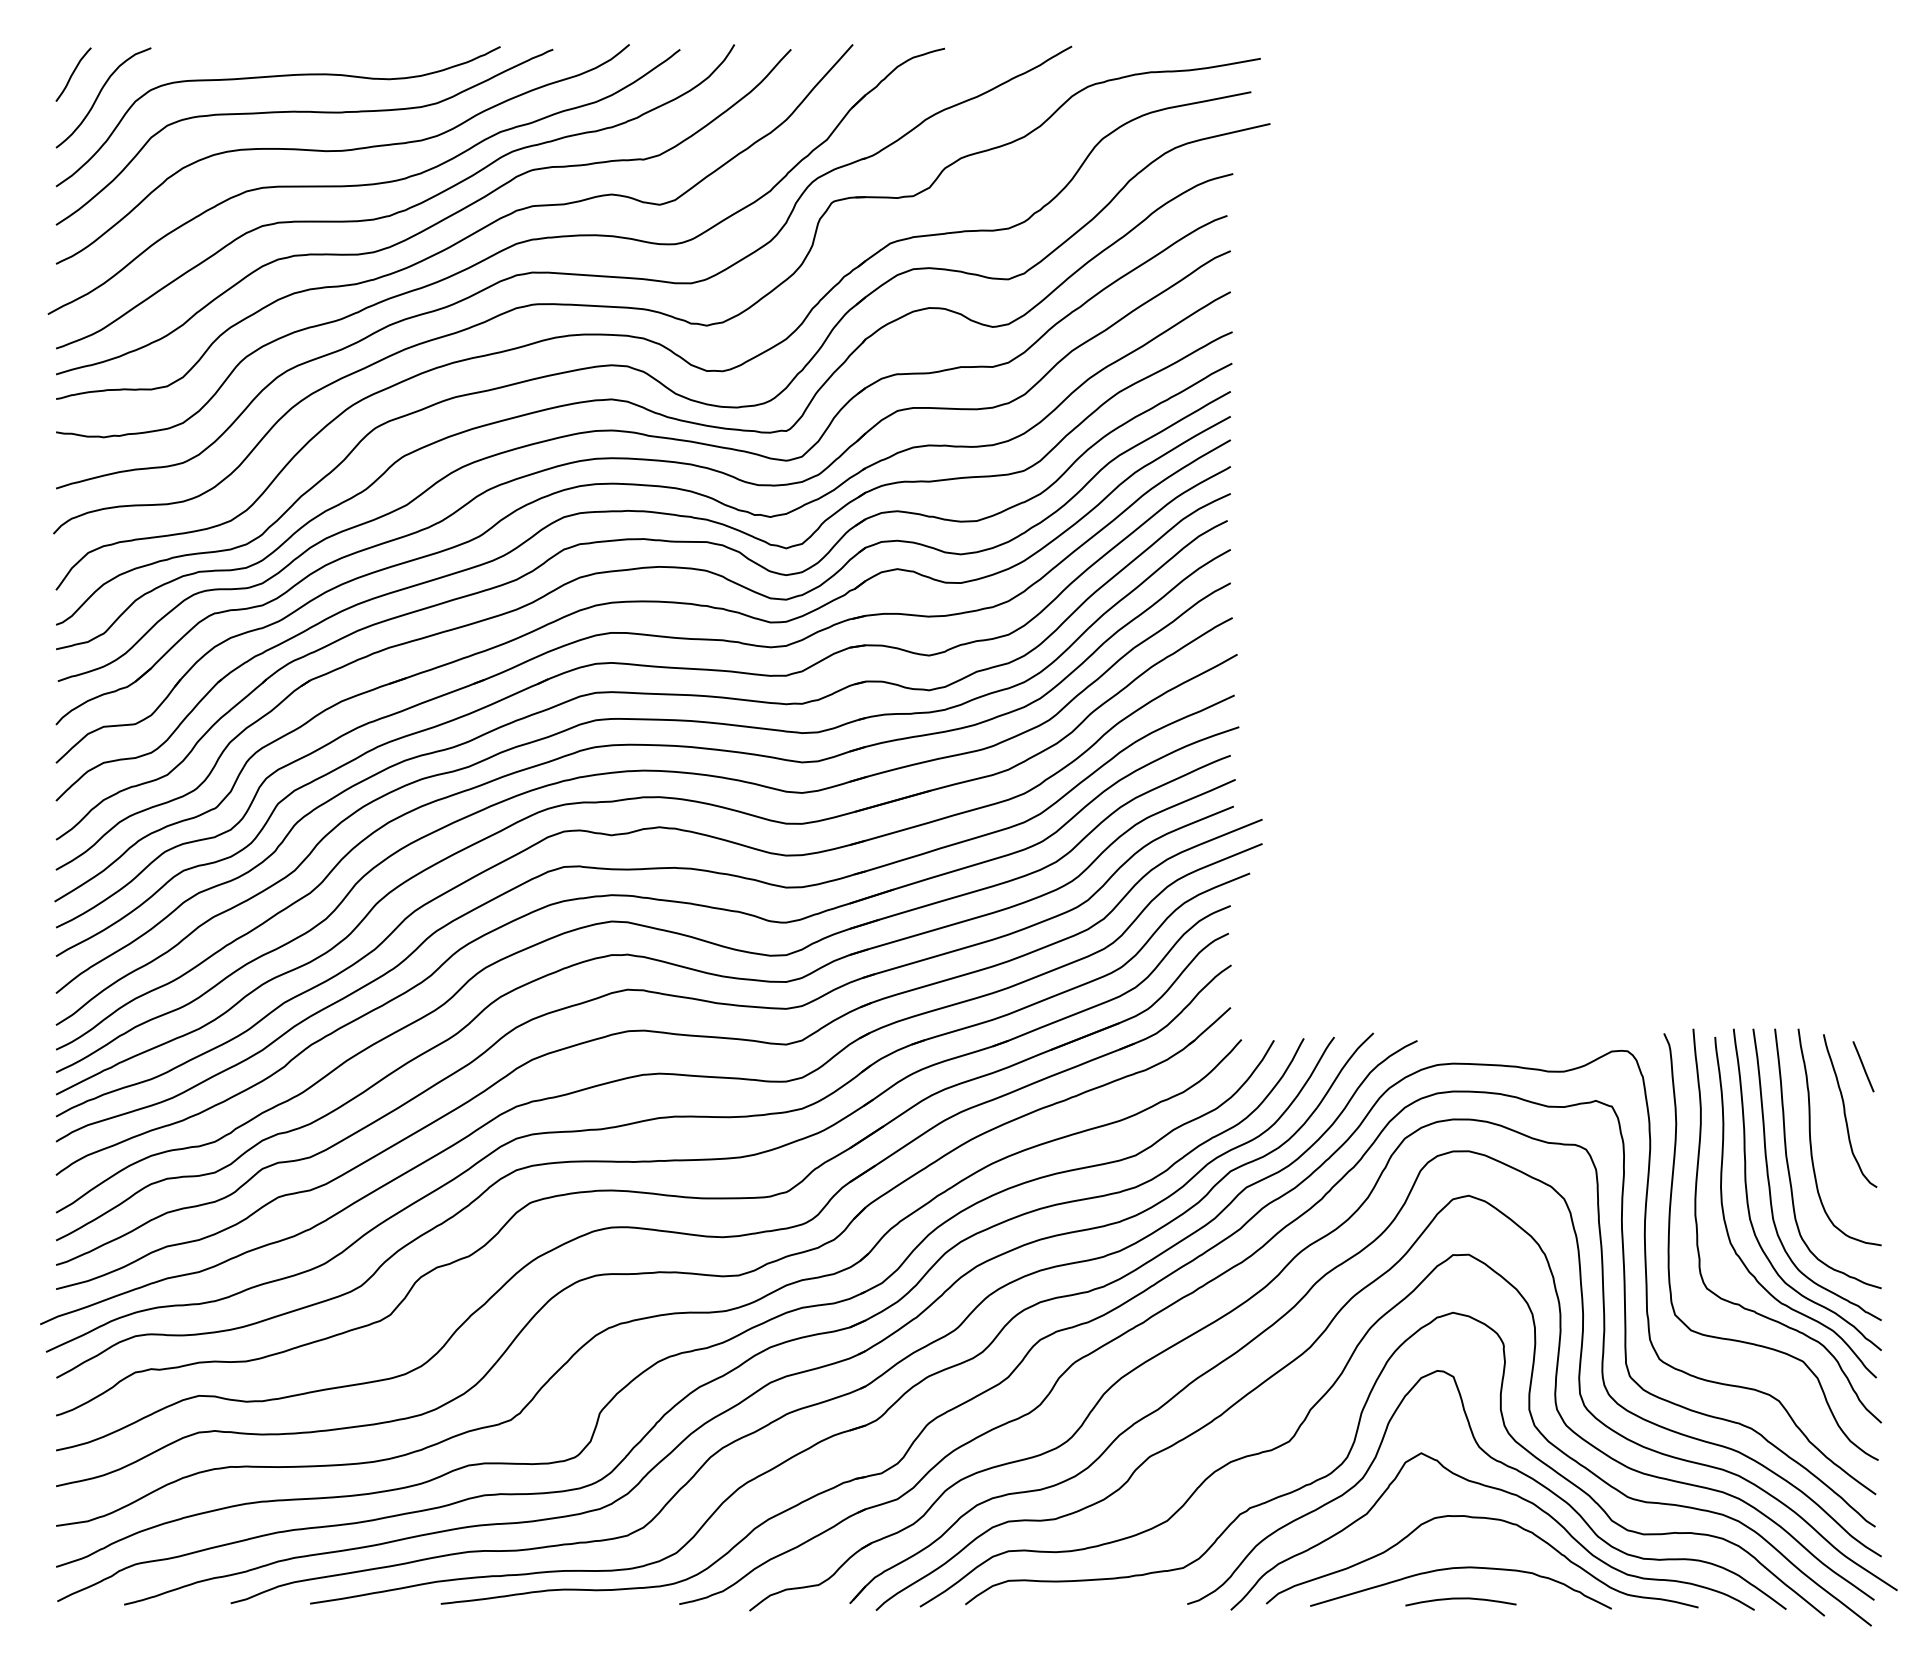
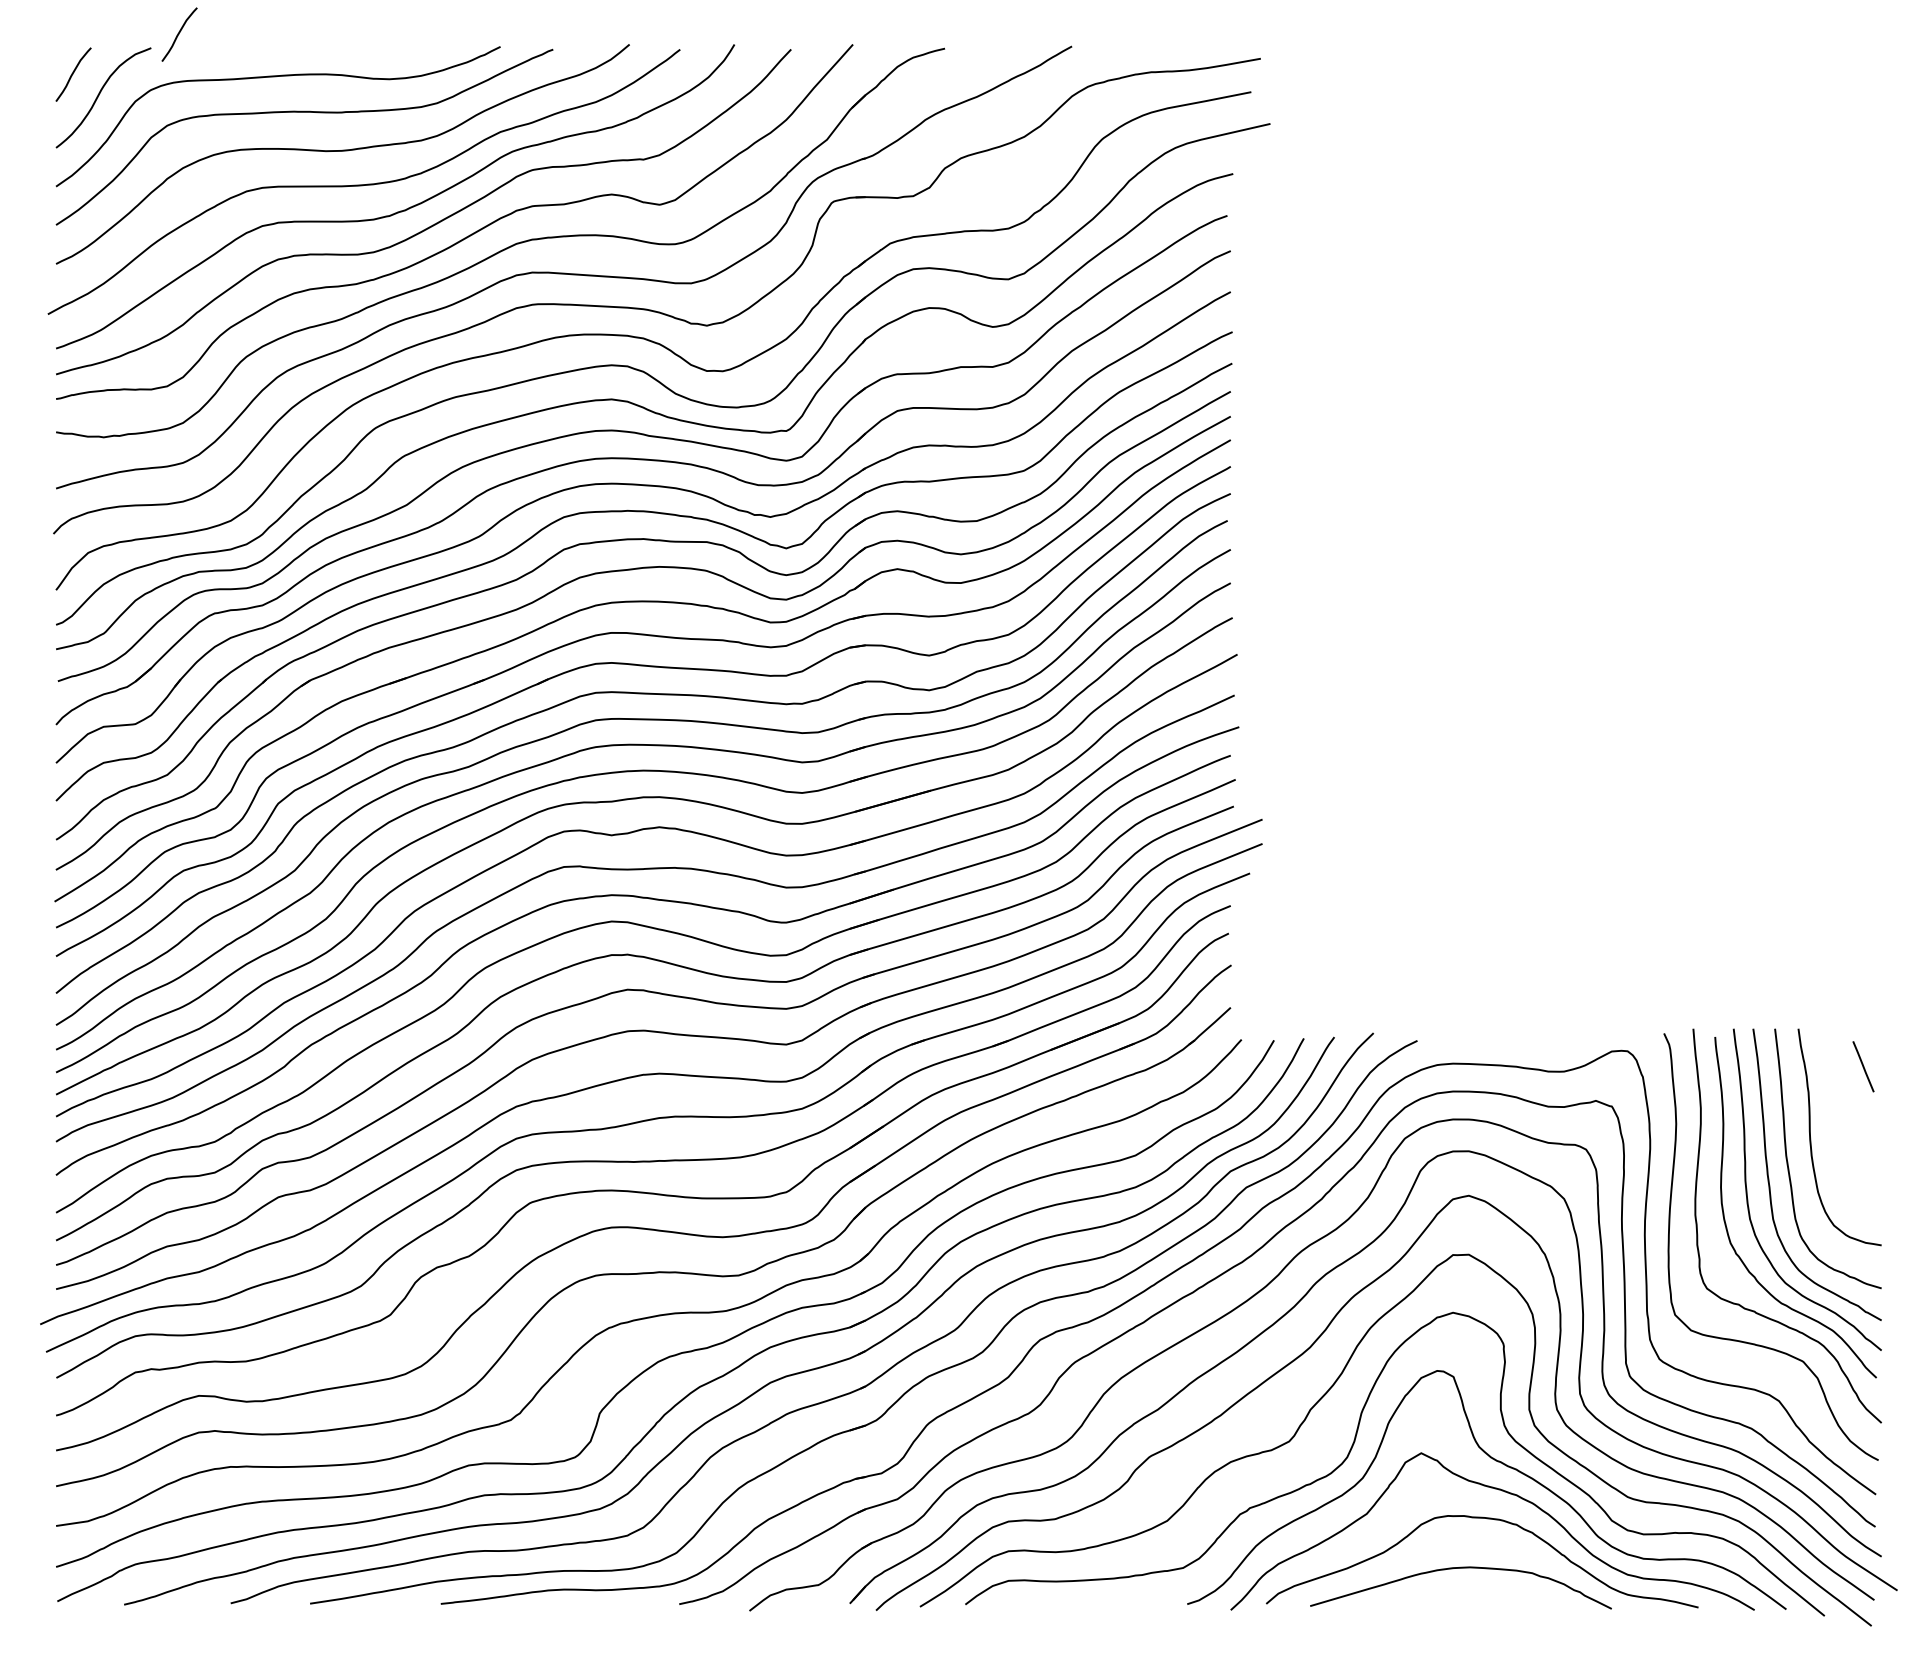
curve: none -> present (179, 34)
curve: present -> none (1845, 1110)
curve: present -> none (1460, 1599)
